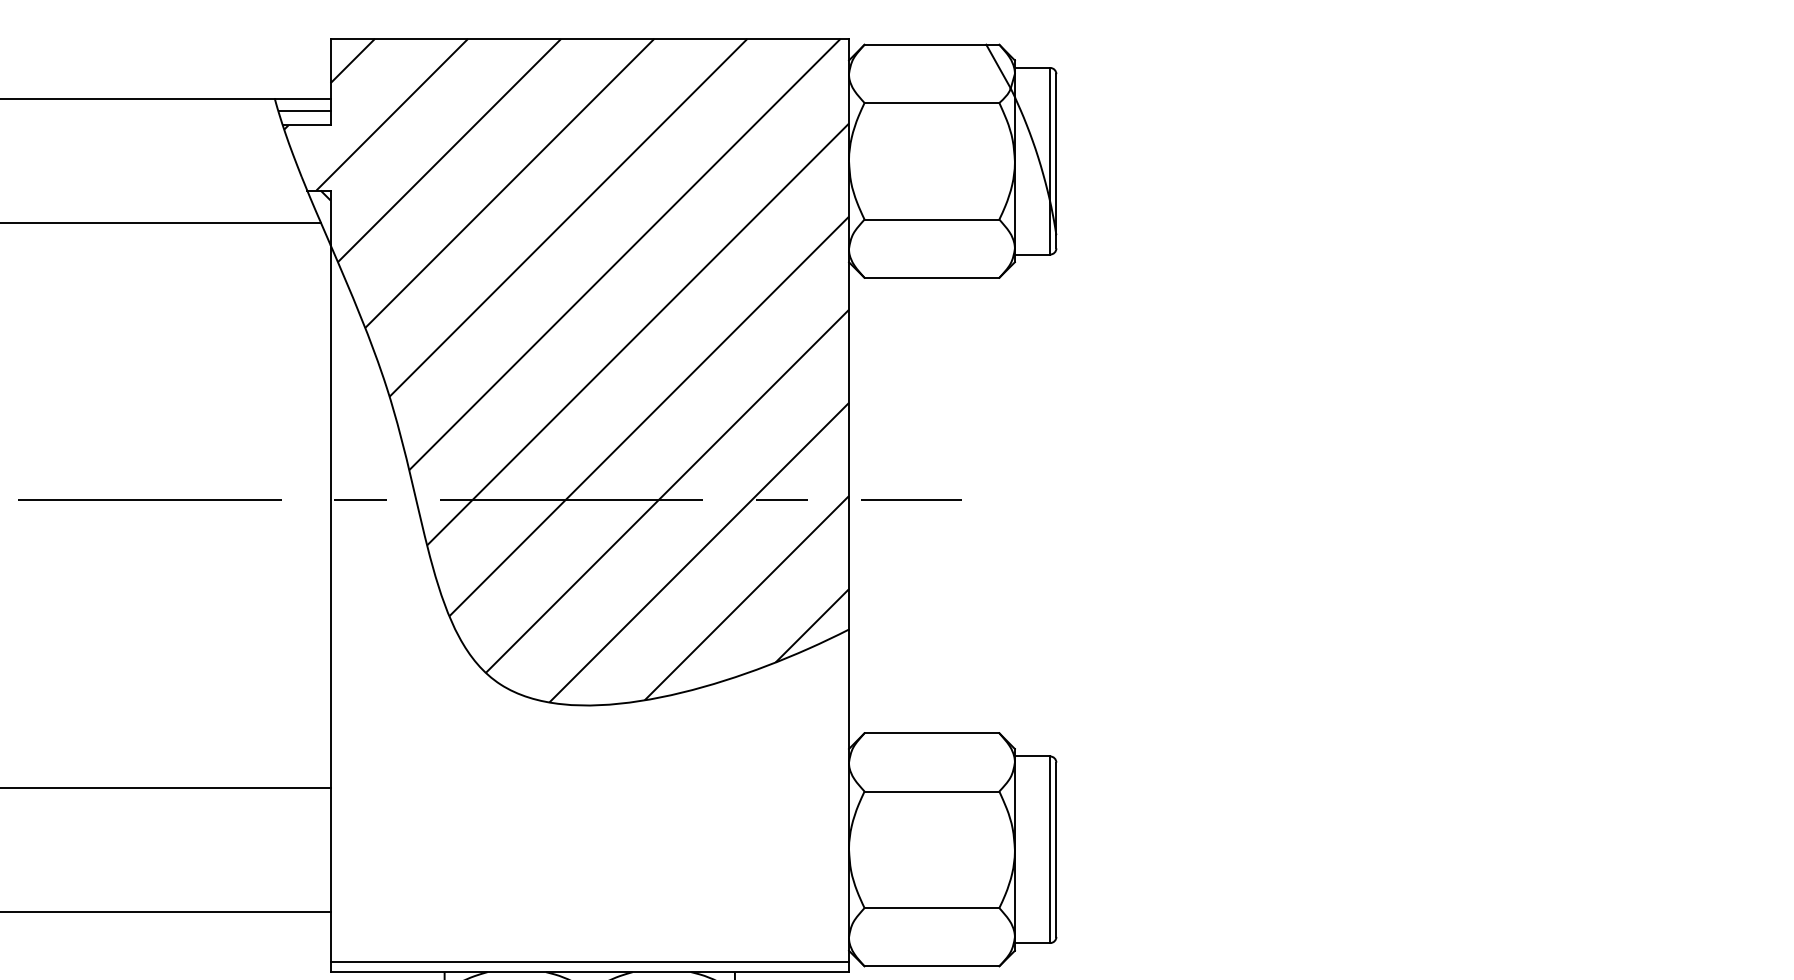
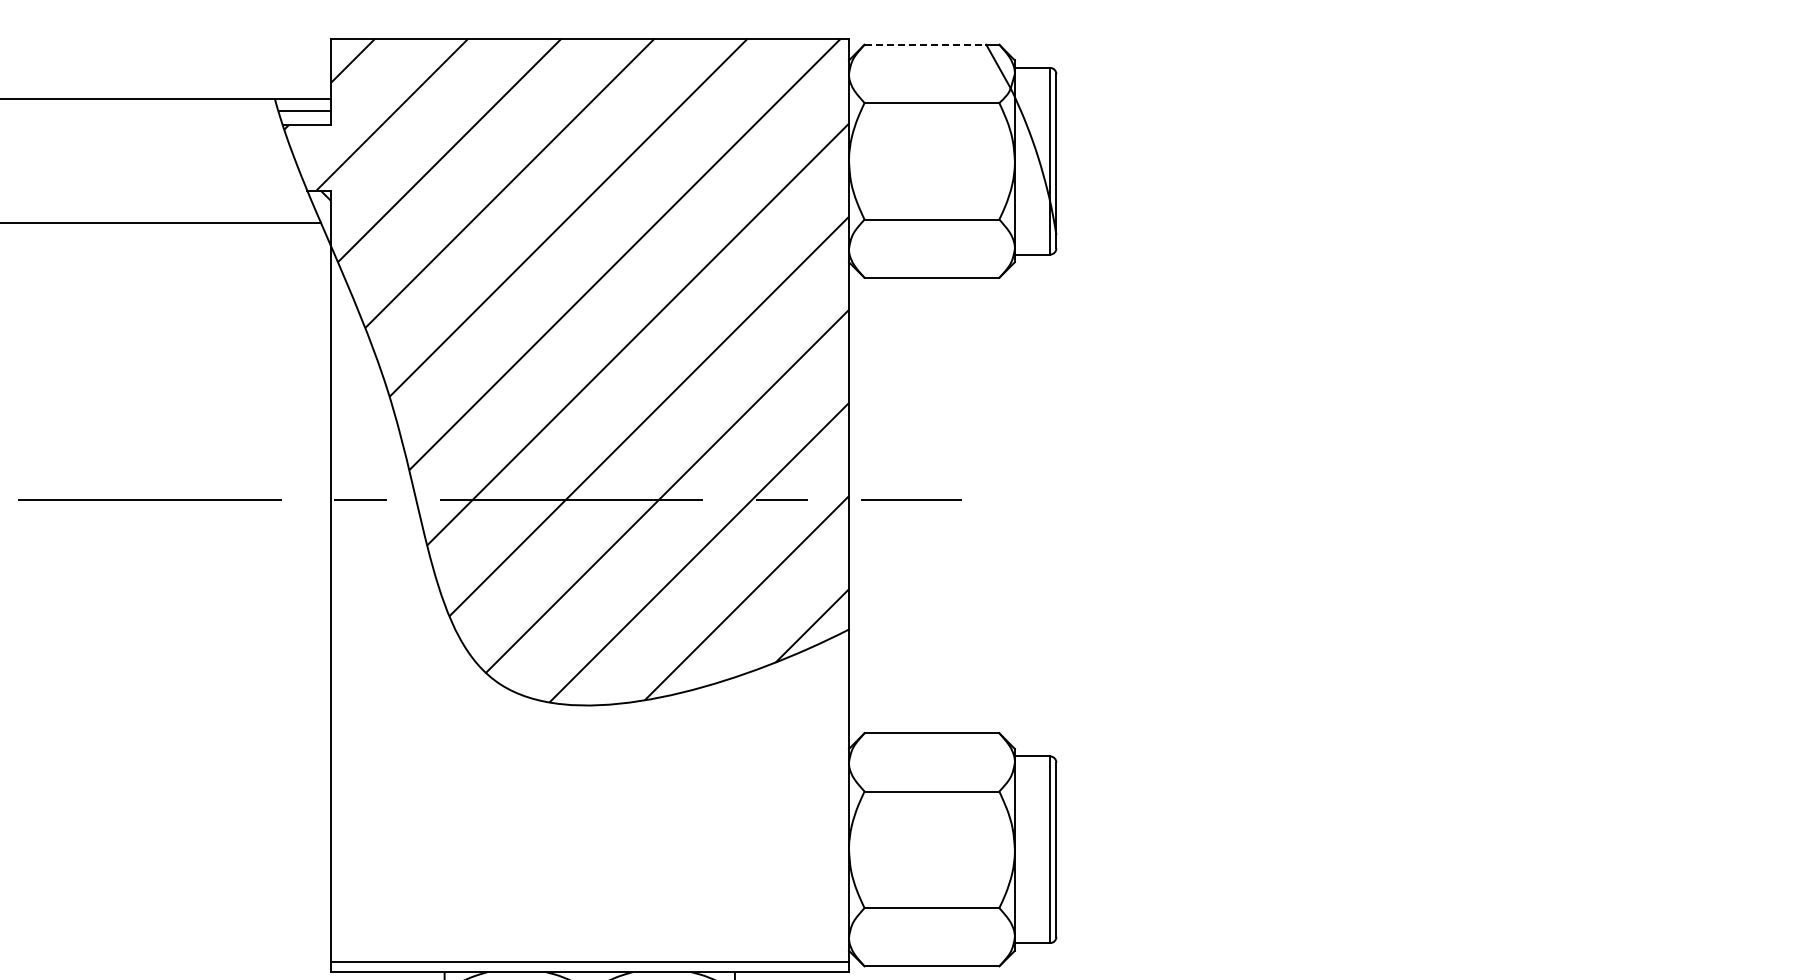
line: solid -> dashed (925, 44)
line: present -> none (166, 787)
line: present -> none (166, 911)
